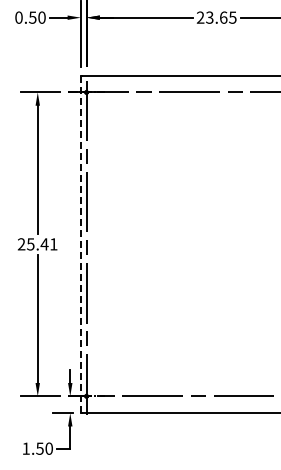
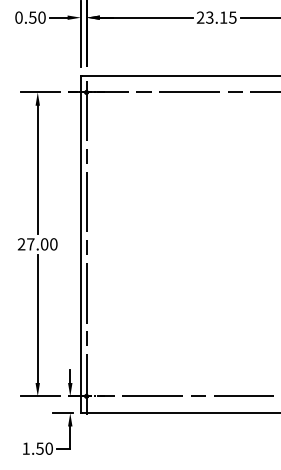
text: 23.65 -> 23.15 (223, 17)
text: 25.41 -> 27.00 (42, 244)
line: dashed -> solid (80, 244)
